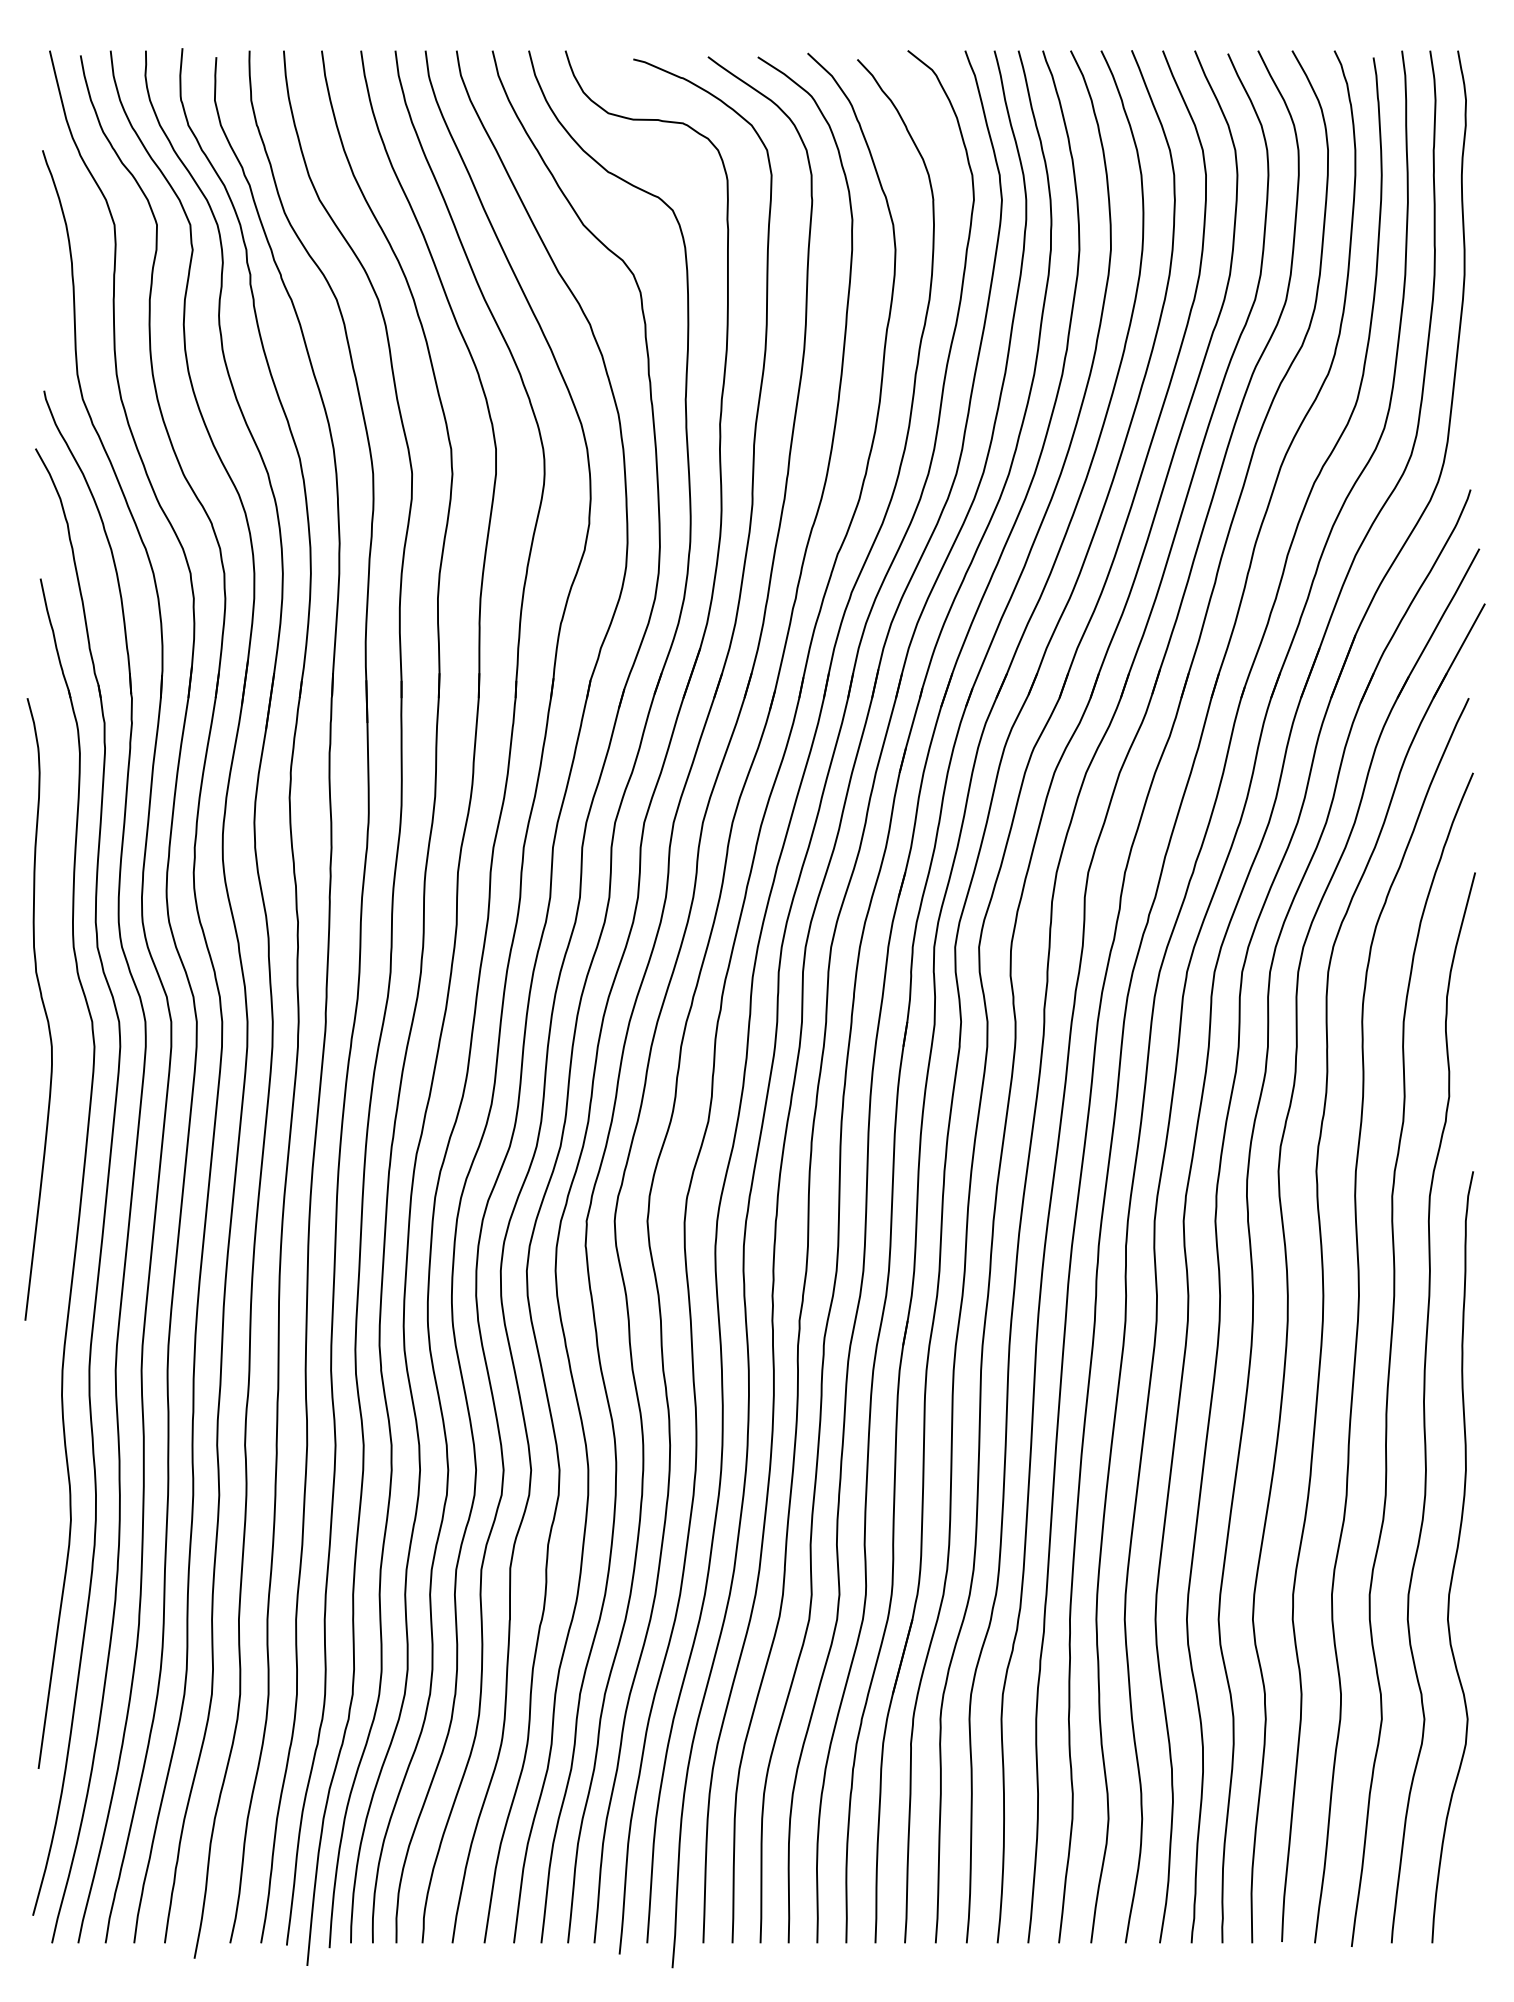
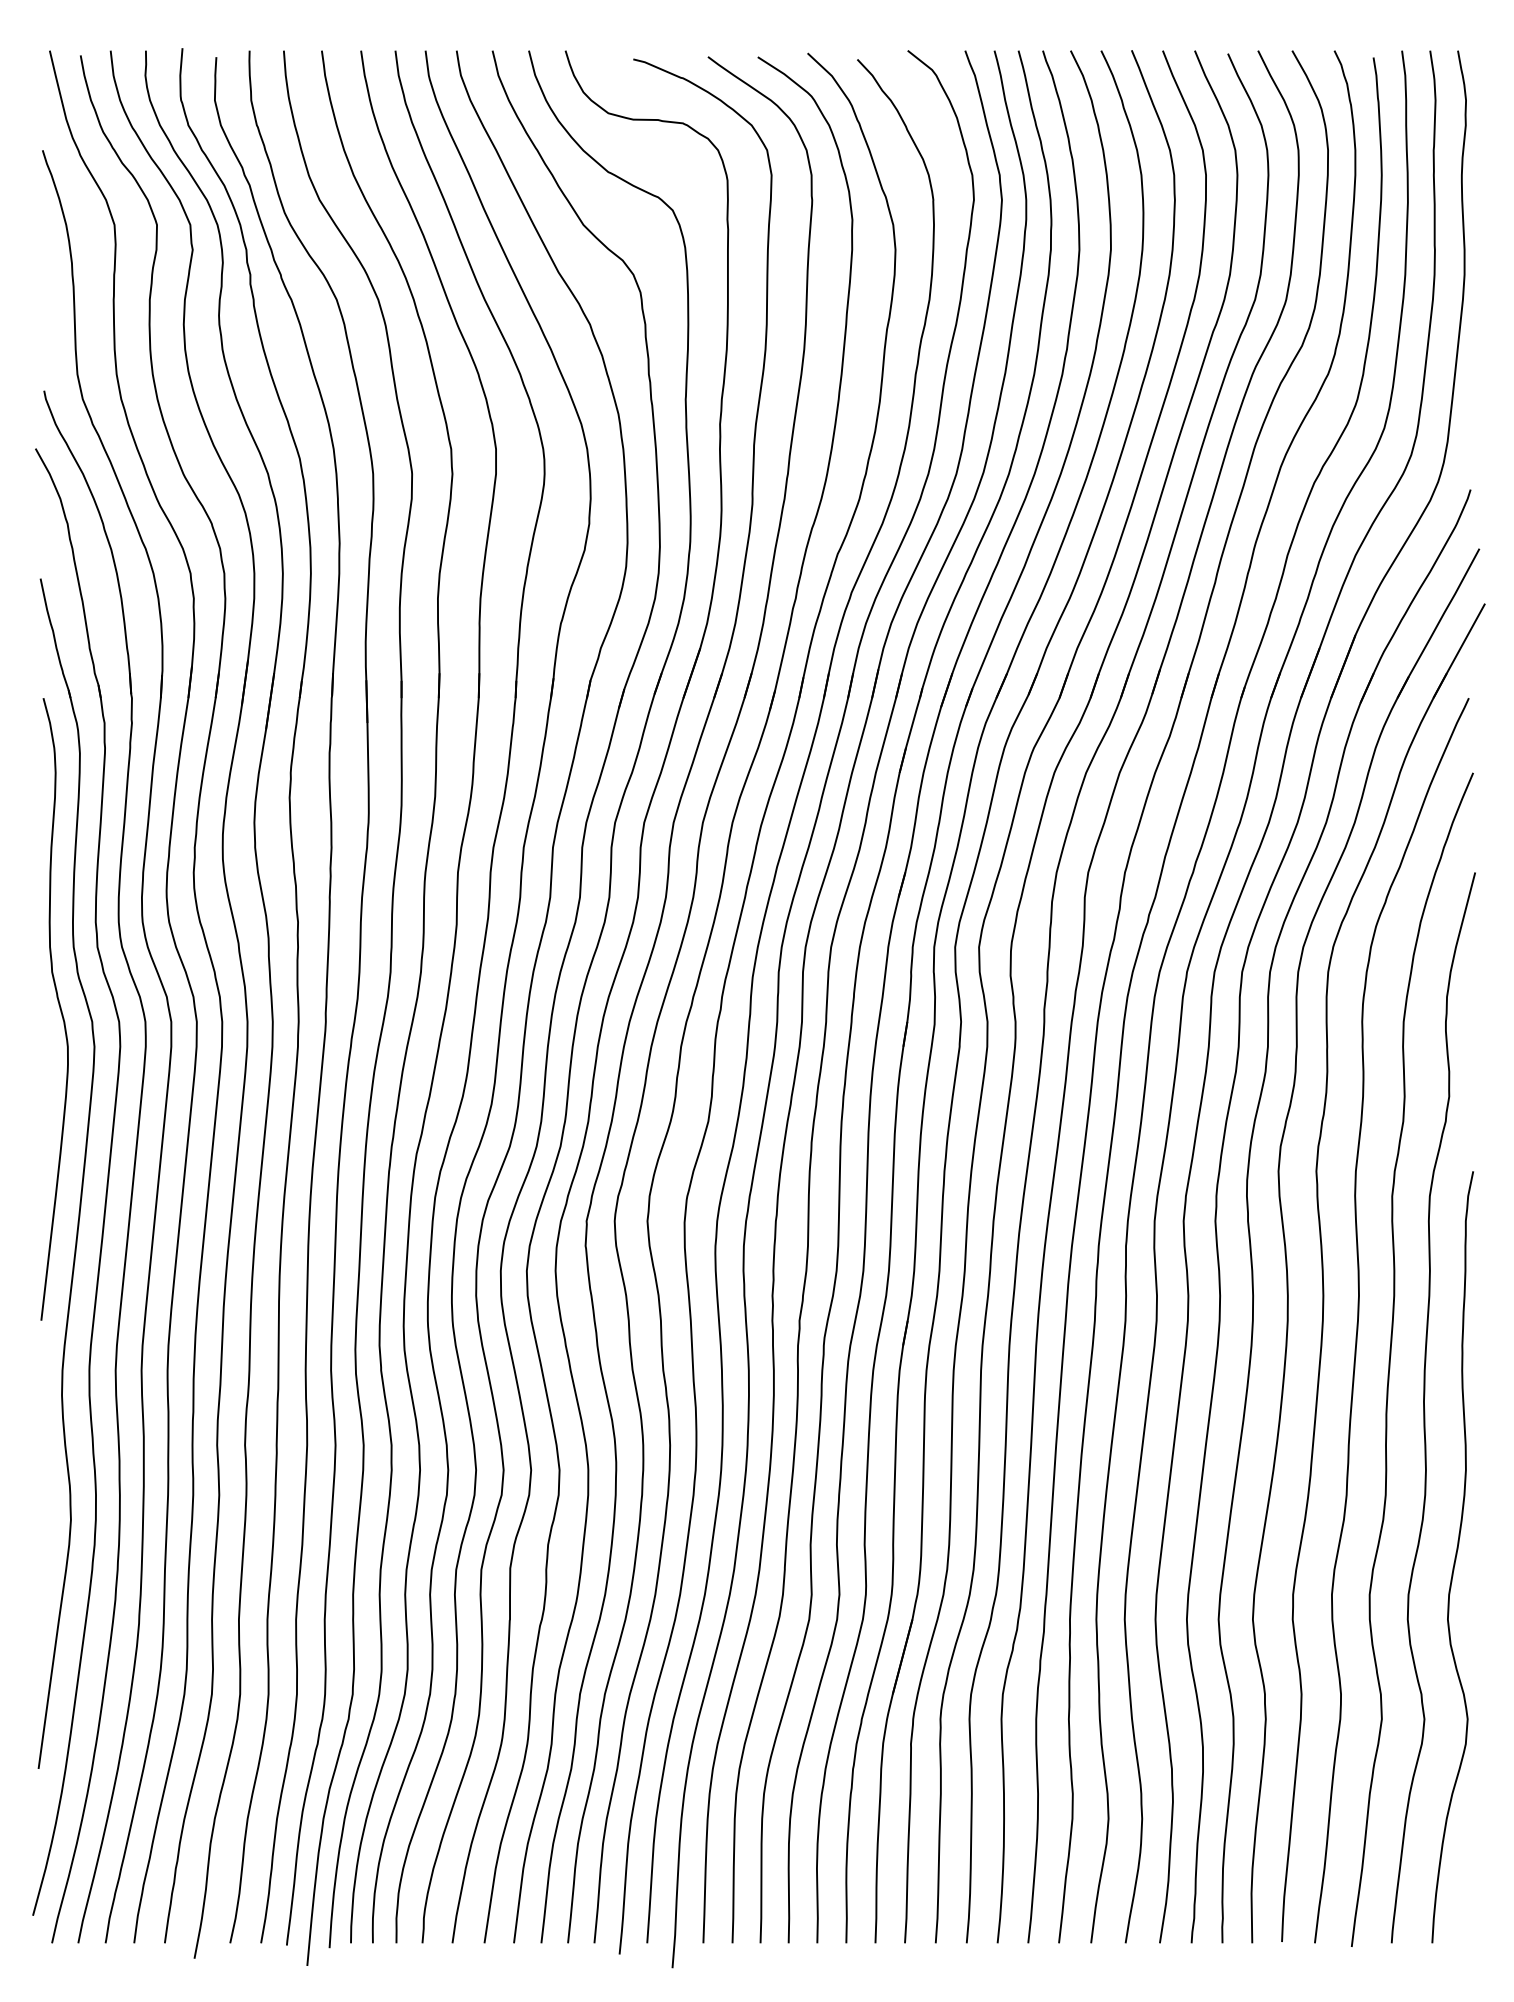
curve position: (43, 1008) -> (59, 1008) (59, 1008)
